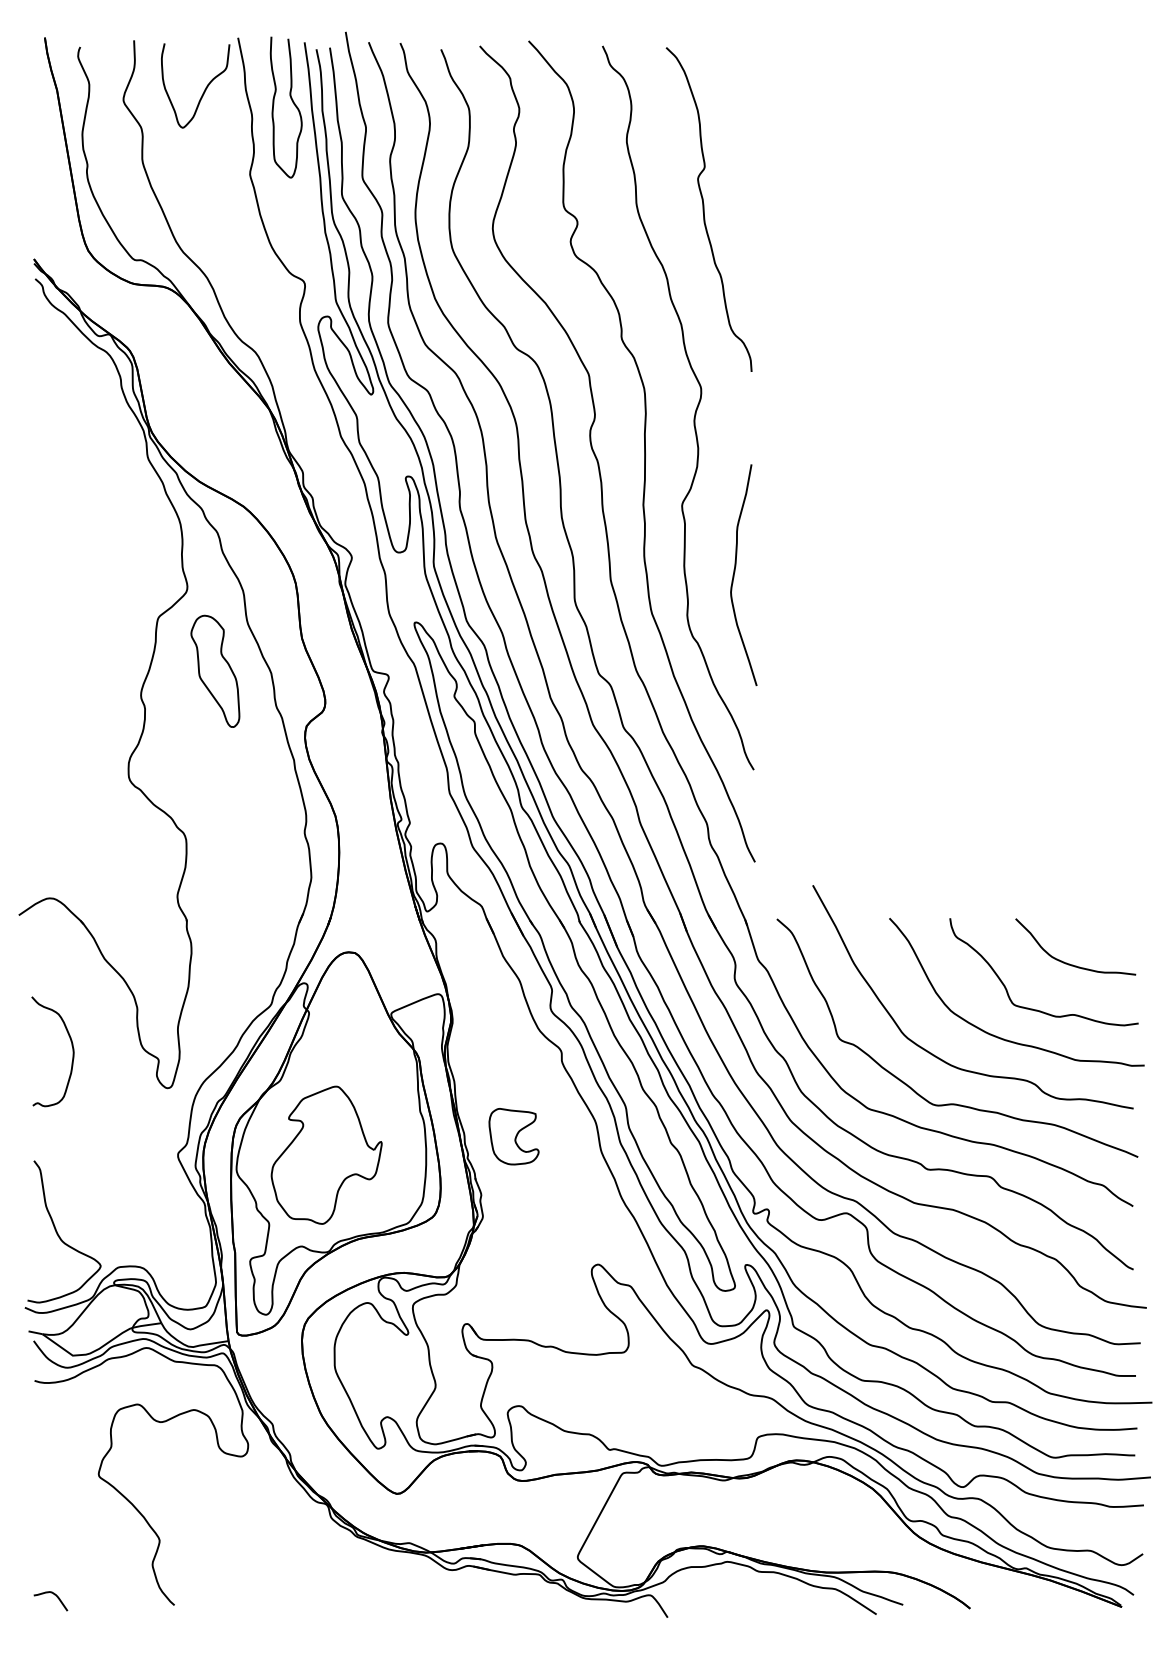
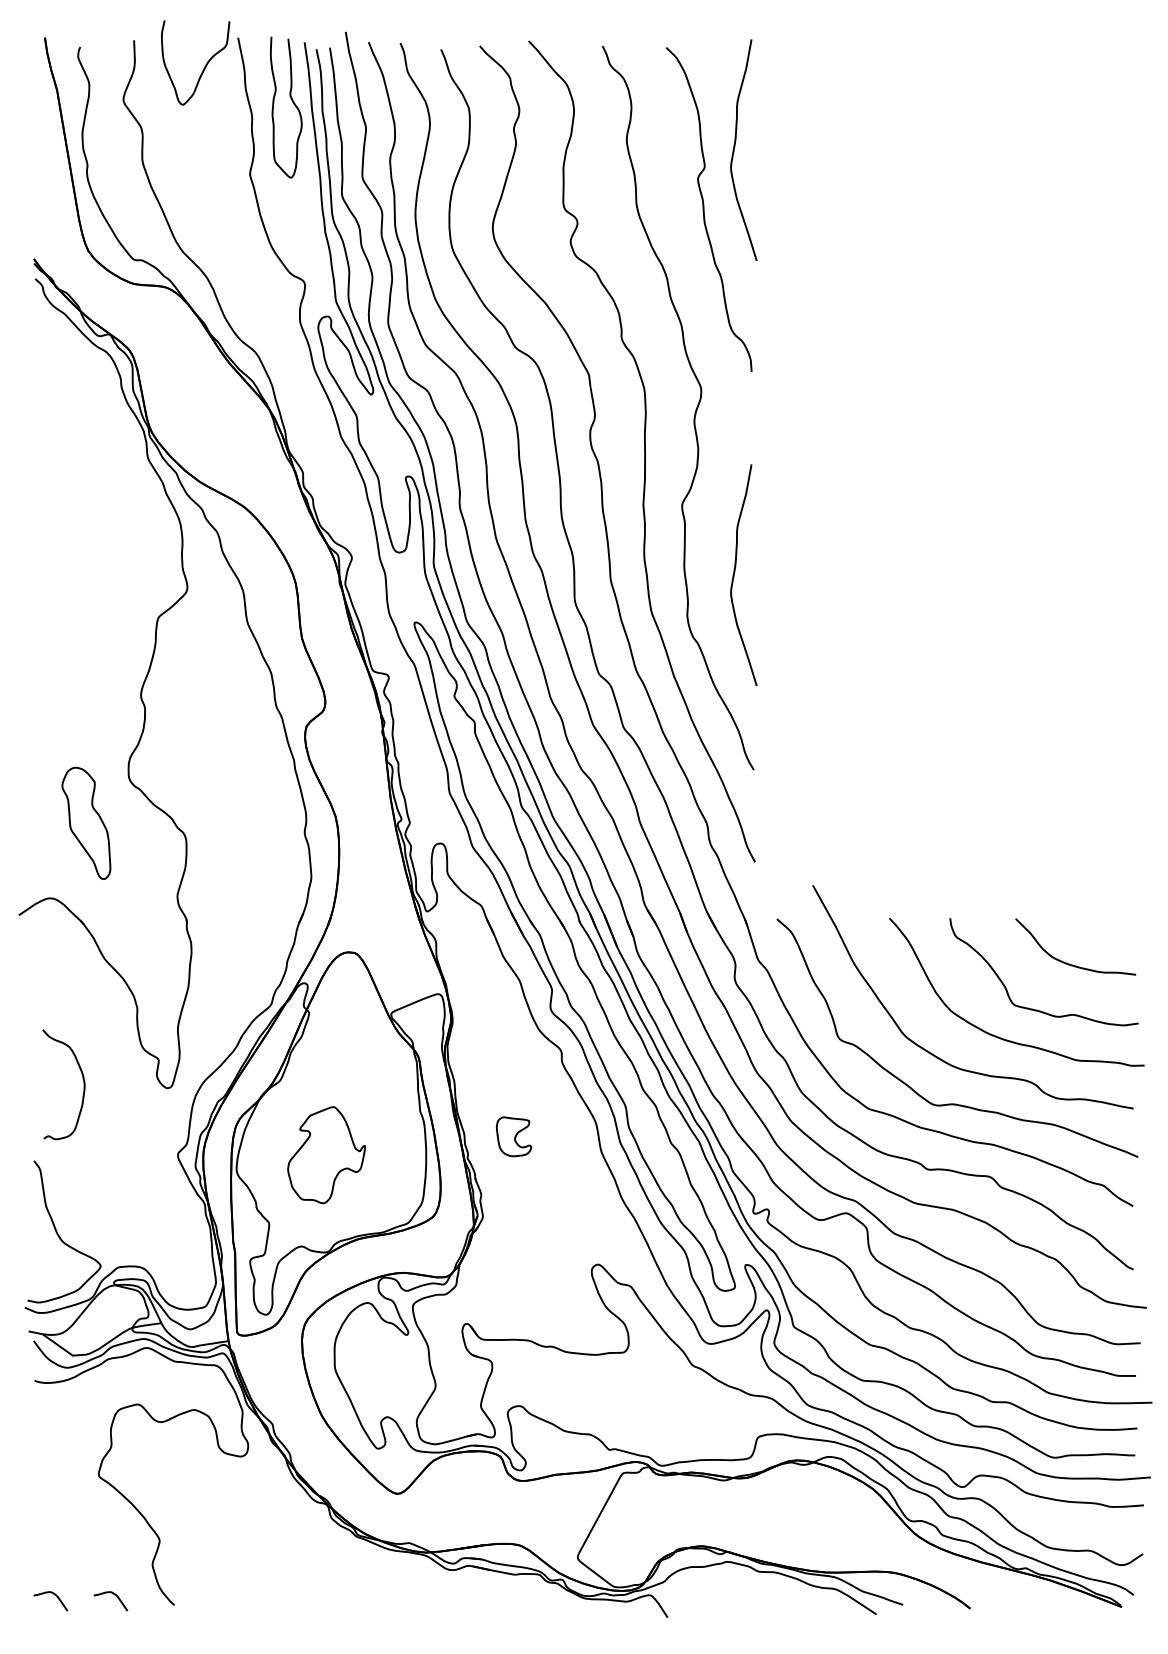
curve position: (204, 89) -> (204, 66) (204, 66)
curve: none -> present (735, 147)
part position: (215, 670) -> (86, 822) (86, 822)
curve position: (71, 1046) -> (82, 1079) (82, 1079)
part size: 52x58 px -> 38x42 px (513, 1136)
part size: 113x140 px -> 80x99 px (326, 1155)
curve: none -> present (114, 1595)
